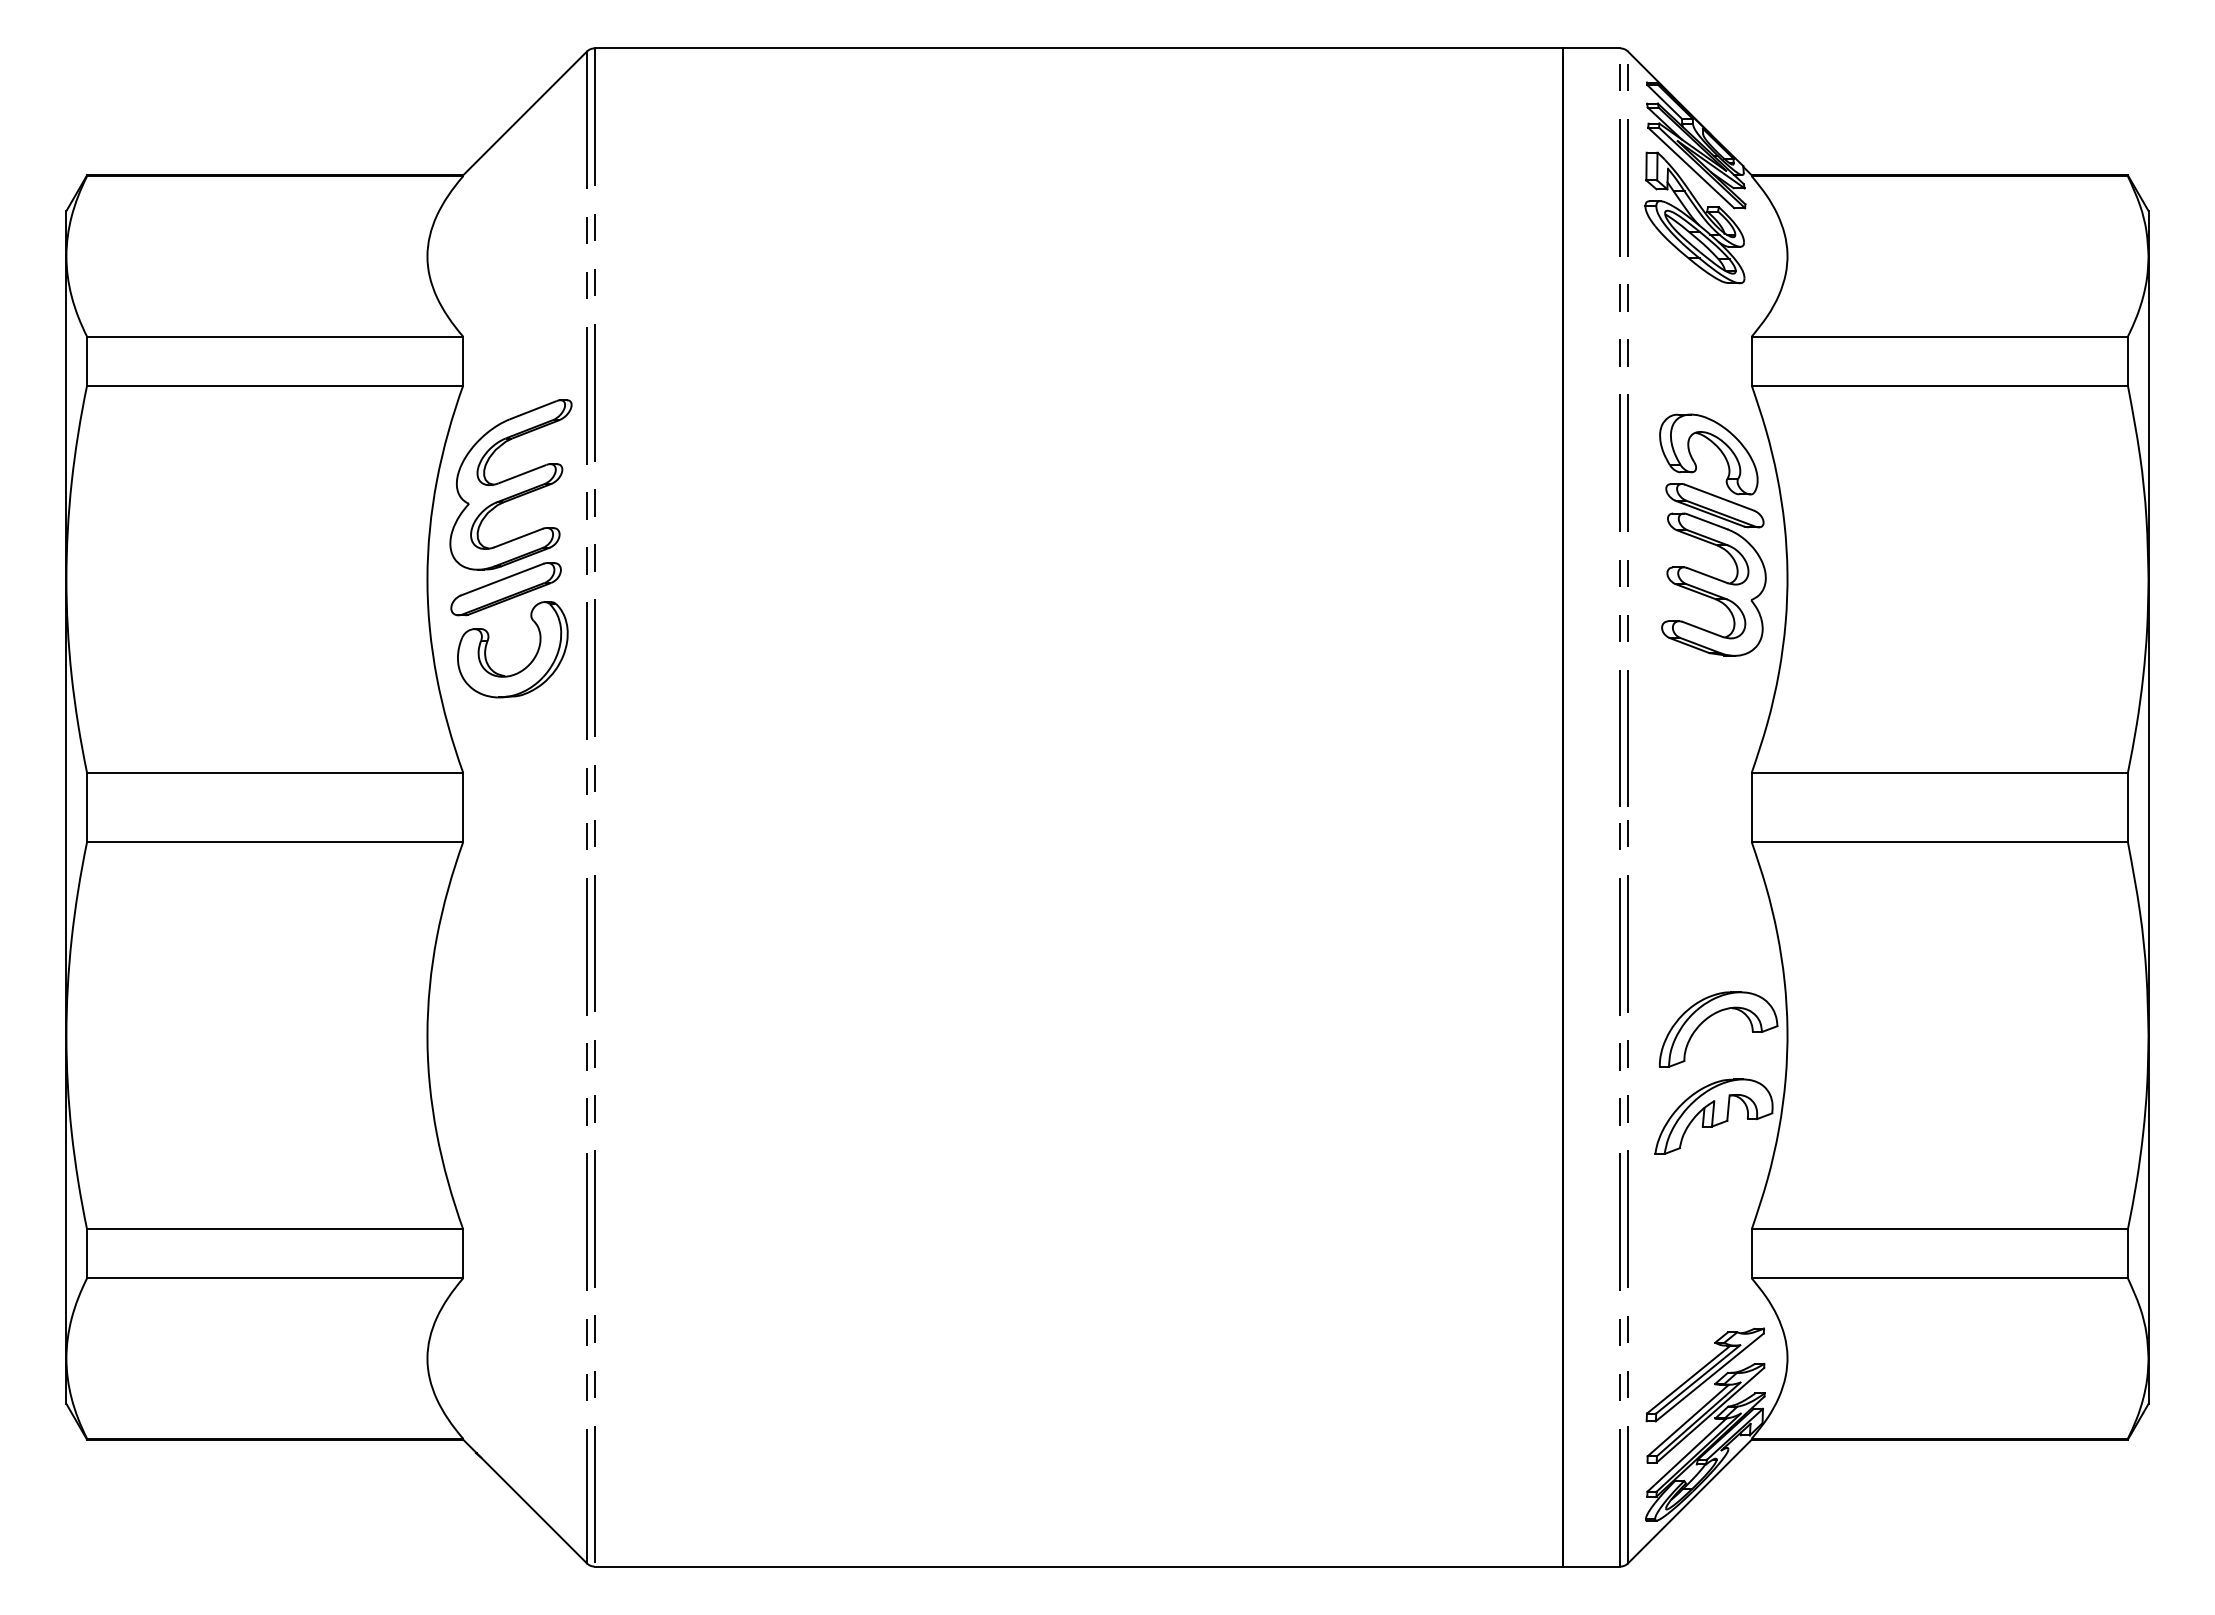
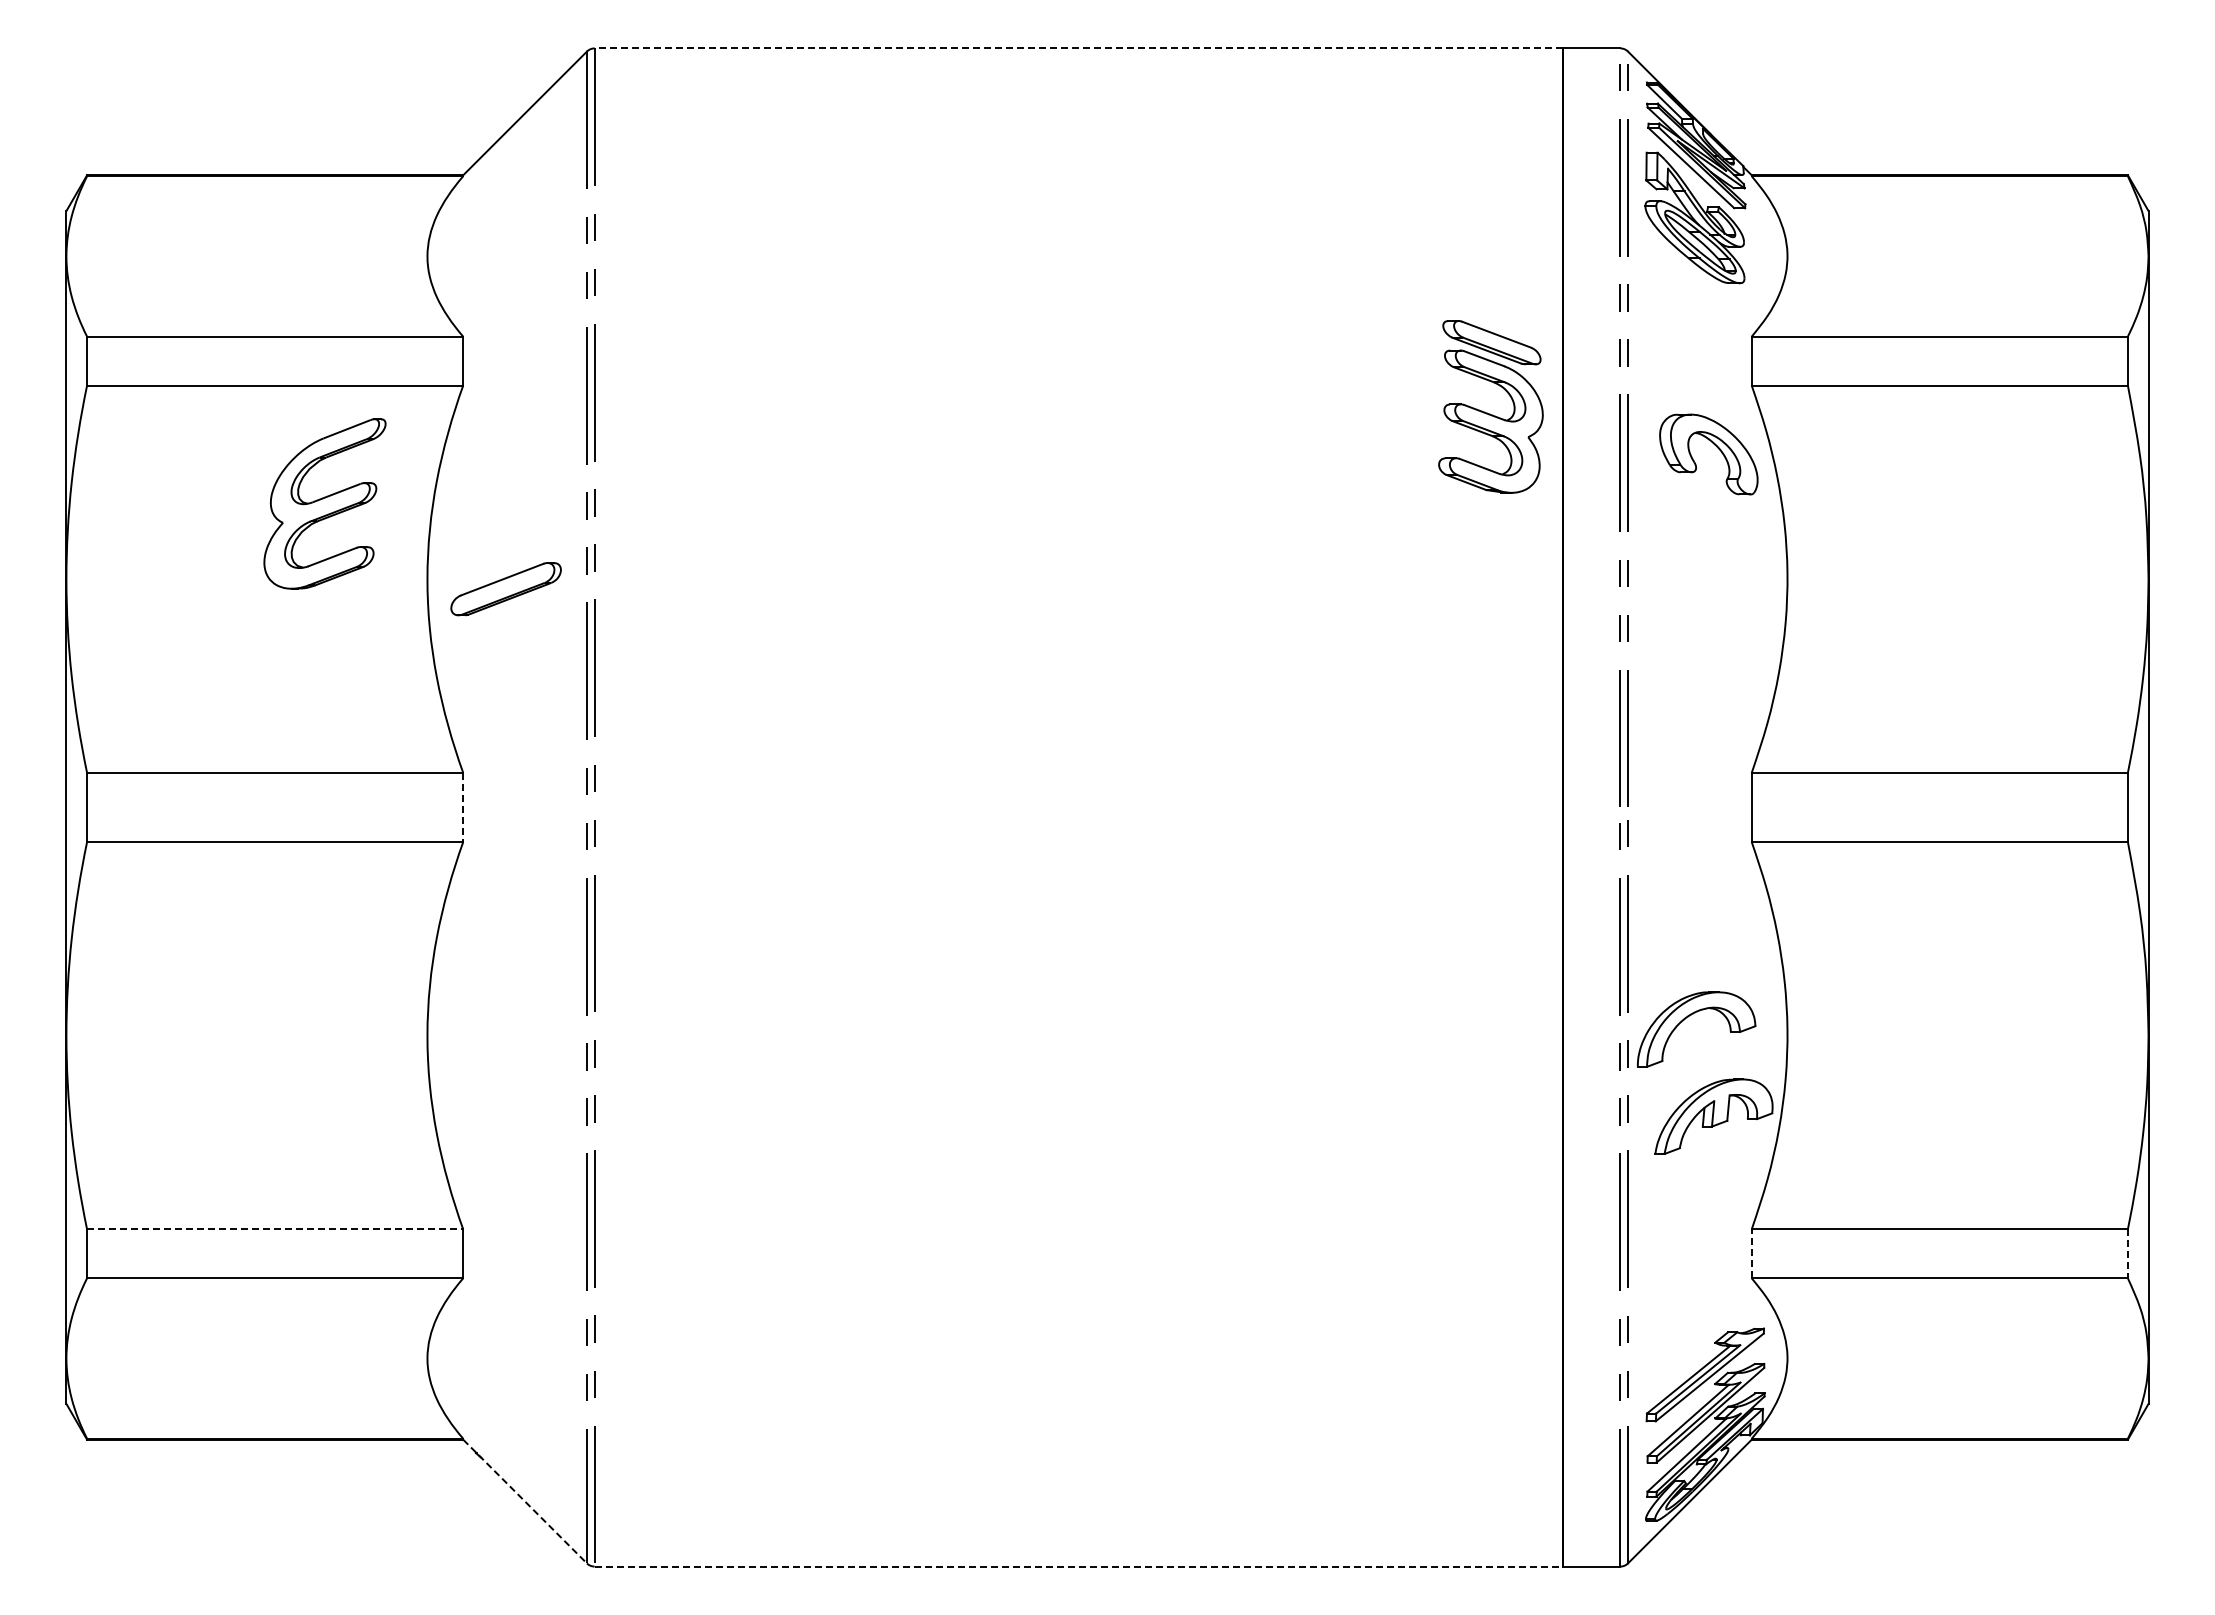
line: solid -> dashed (1078, 48)
part position: (510, 484) -> (324, 503) (324, 503)
part position: (1710, 575) -> (1487, 412) (1487, 412)
part: present -> none (524, 667)
line: solid -> dashed (463, 807)
part position: (1710, 1017) -> (1688, 1017) (1688, 1017)
line: solid -> dashed (275, 1229)
line: solid -> dashed (1751, 1253)
line: solid -> dashed (2127, 1254)
line: solid -> dashed (525, 1501)
line: solid -> dashed (1079, 1566)
